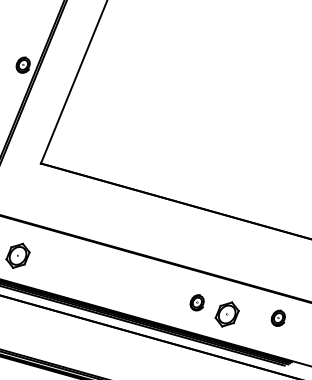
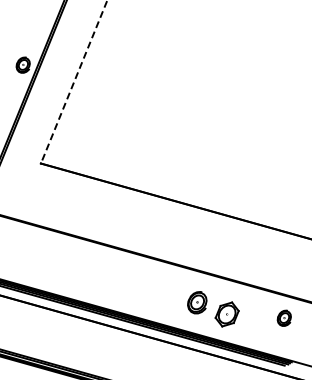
line: solid -> dashed (74, 82)
part: present -> none (17, 255)
part size: 16x18 px -> 21x24 px (197, 302)
part position: (277, 317) -> (283, 317) (283, 317)
